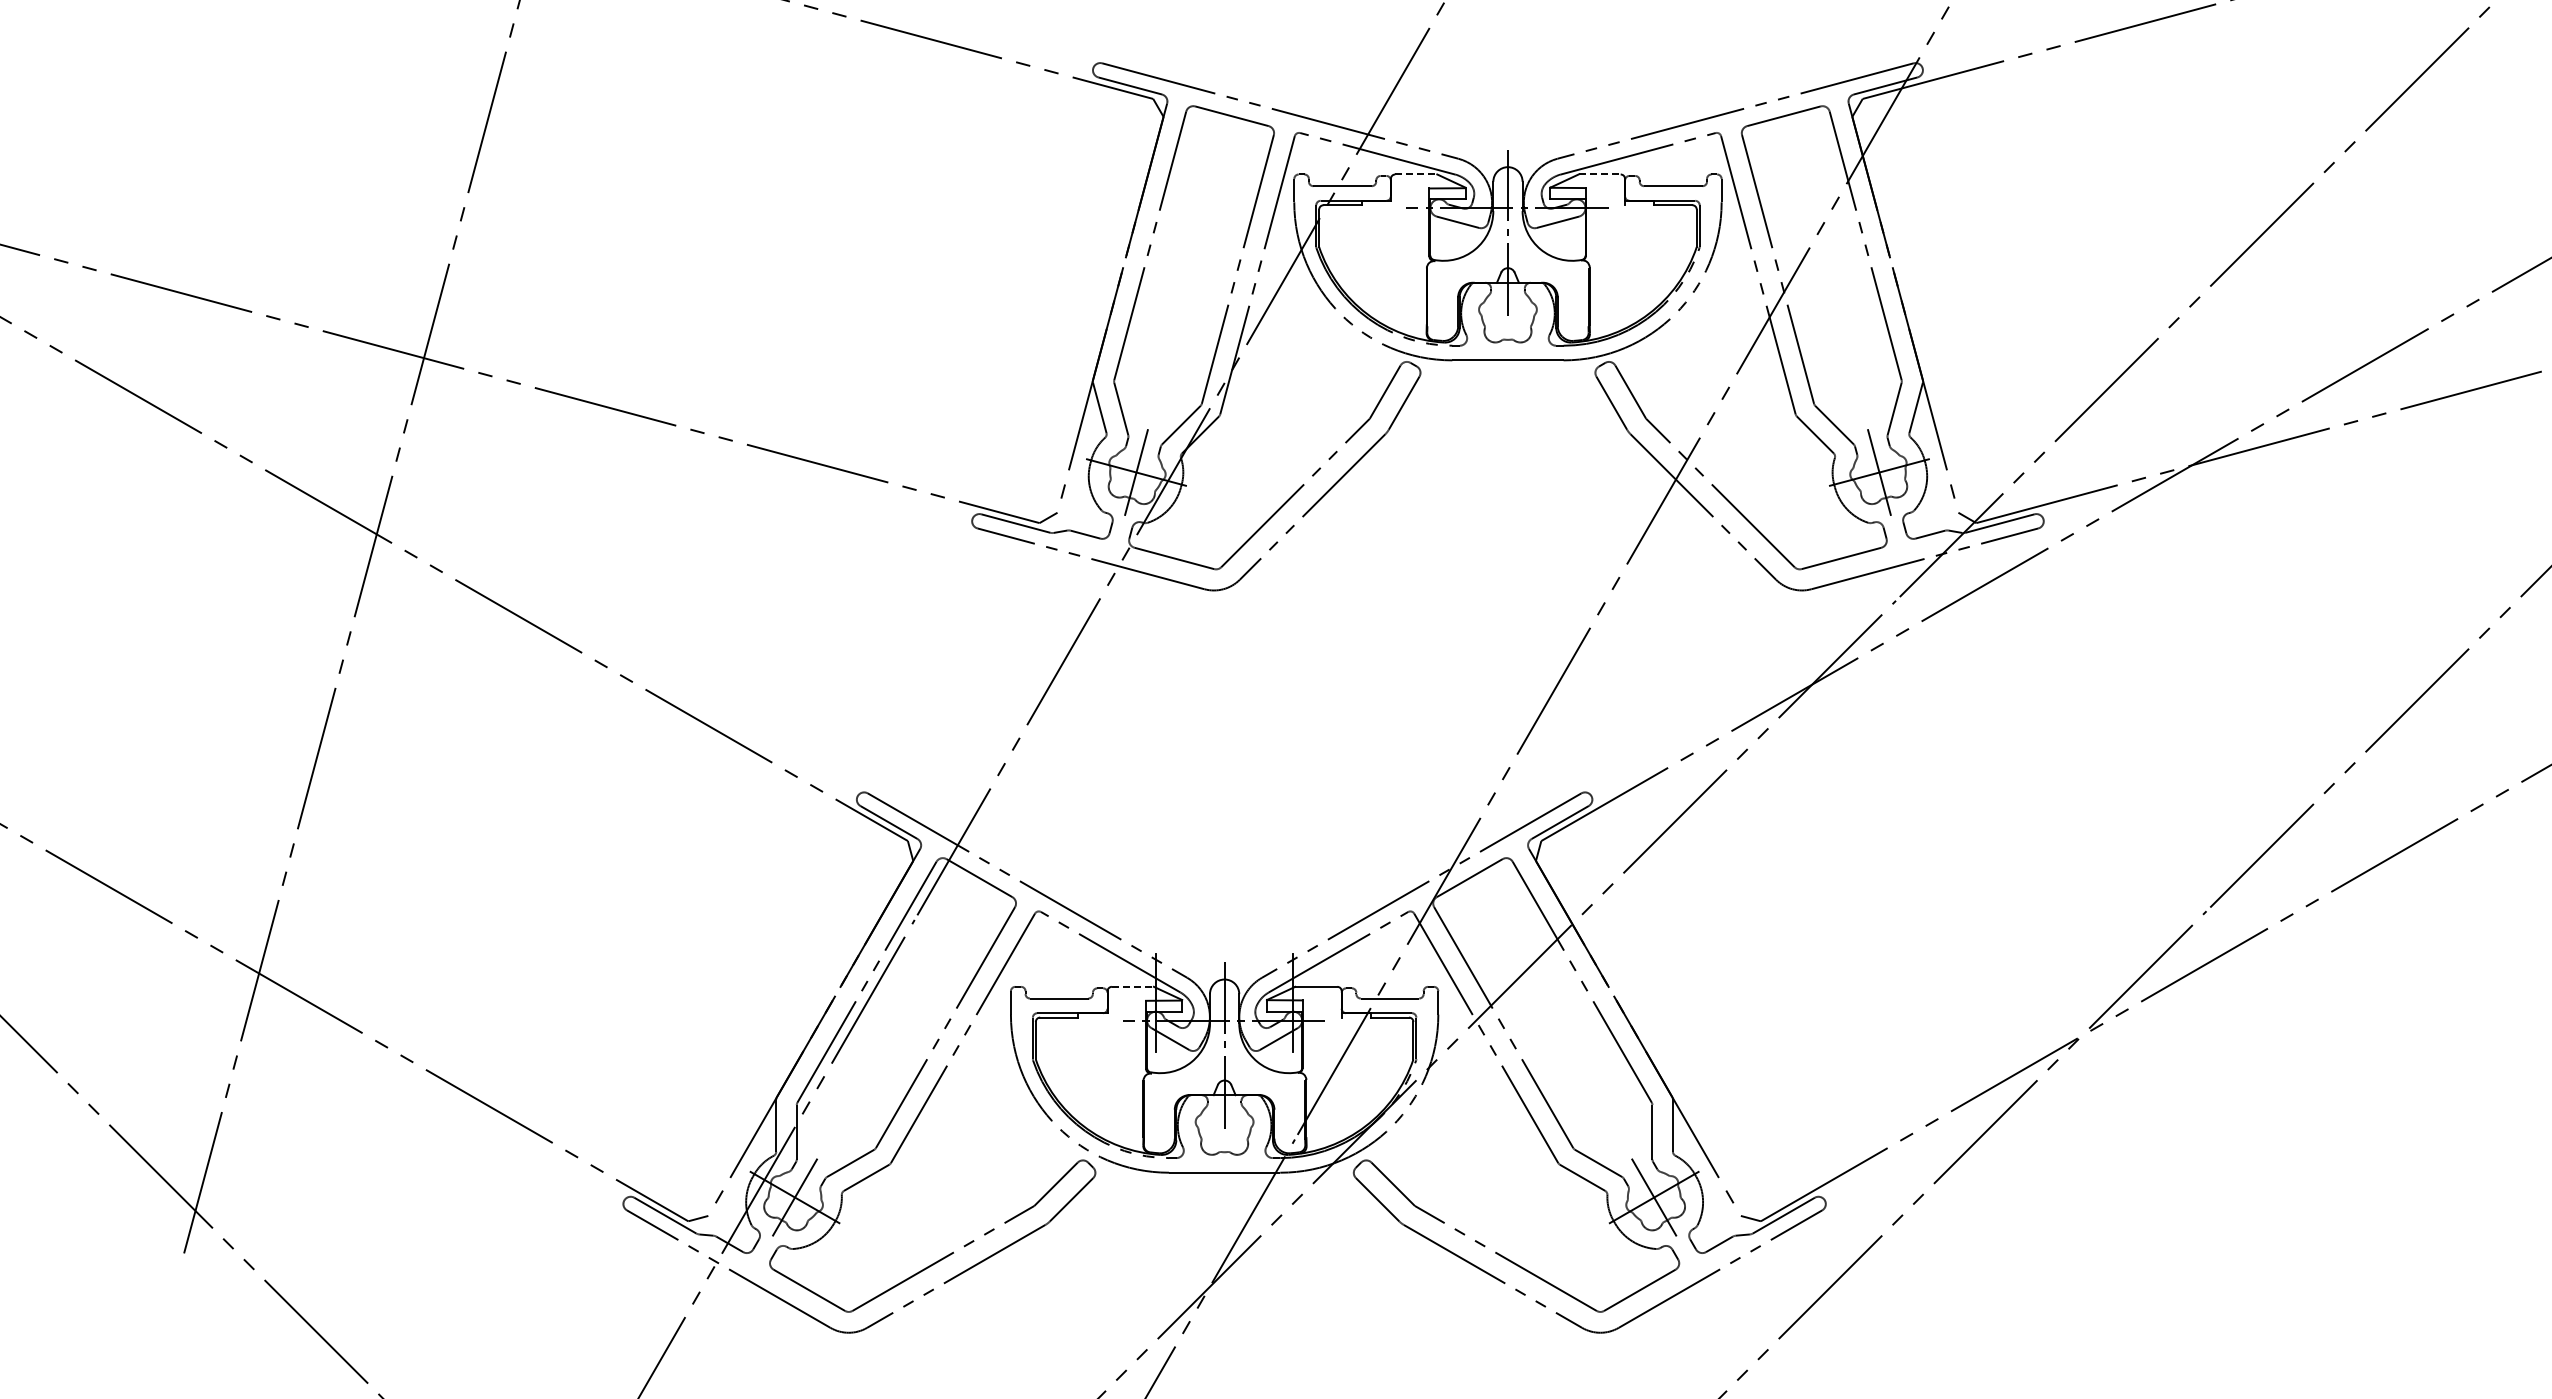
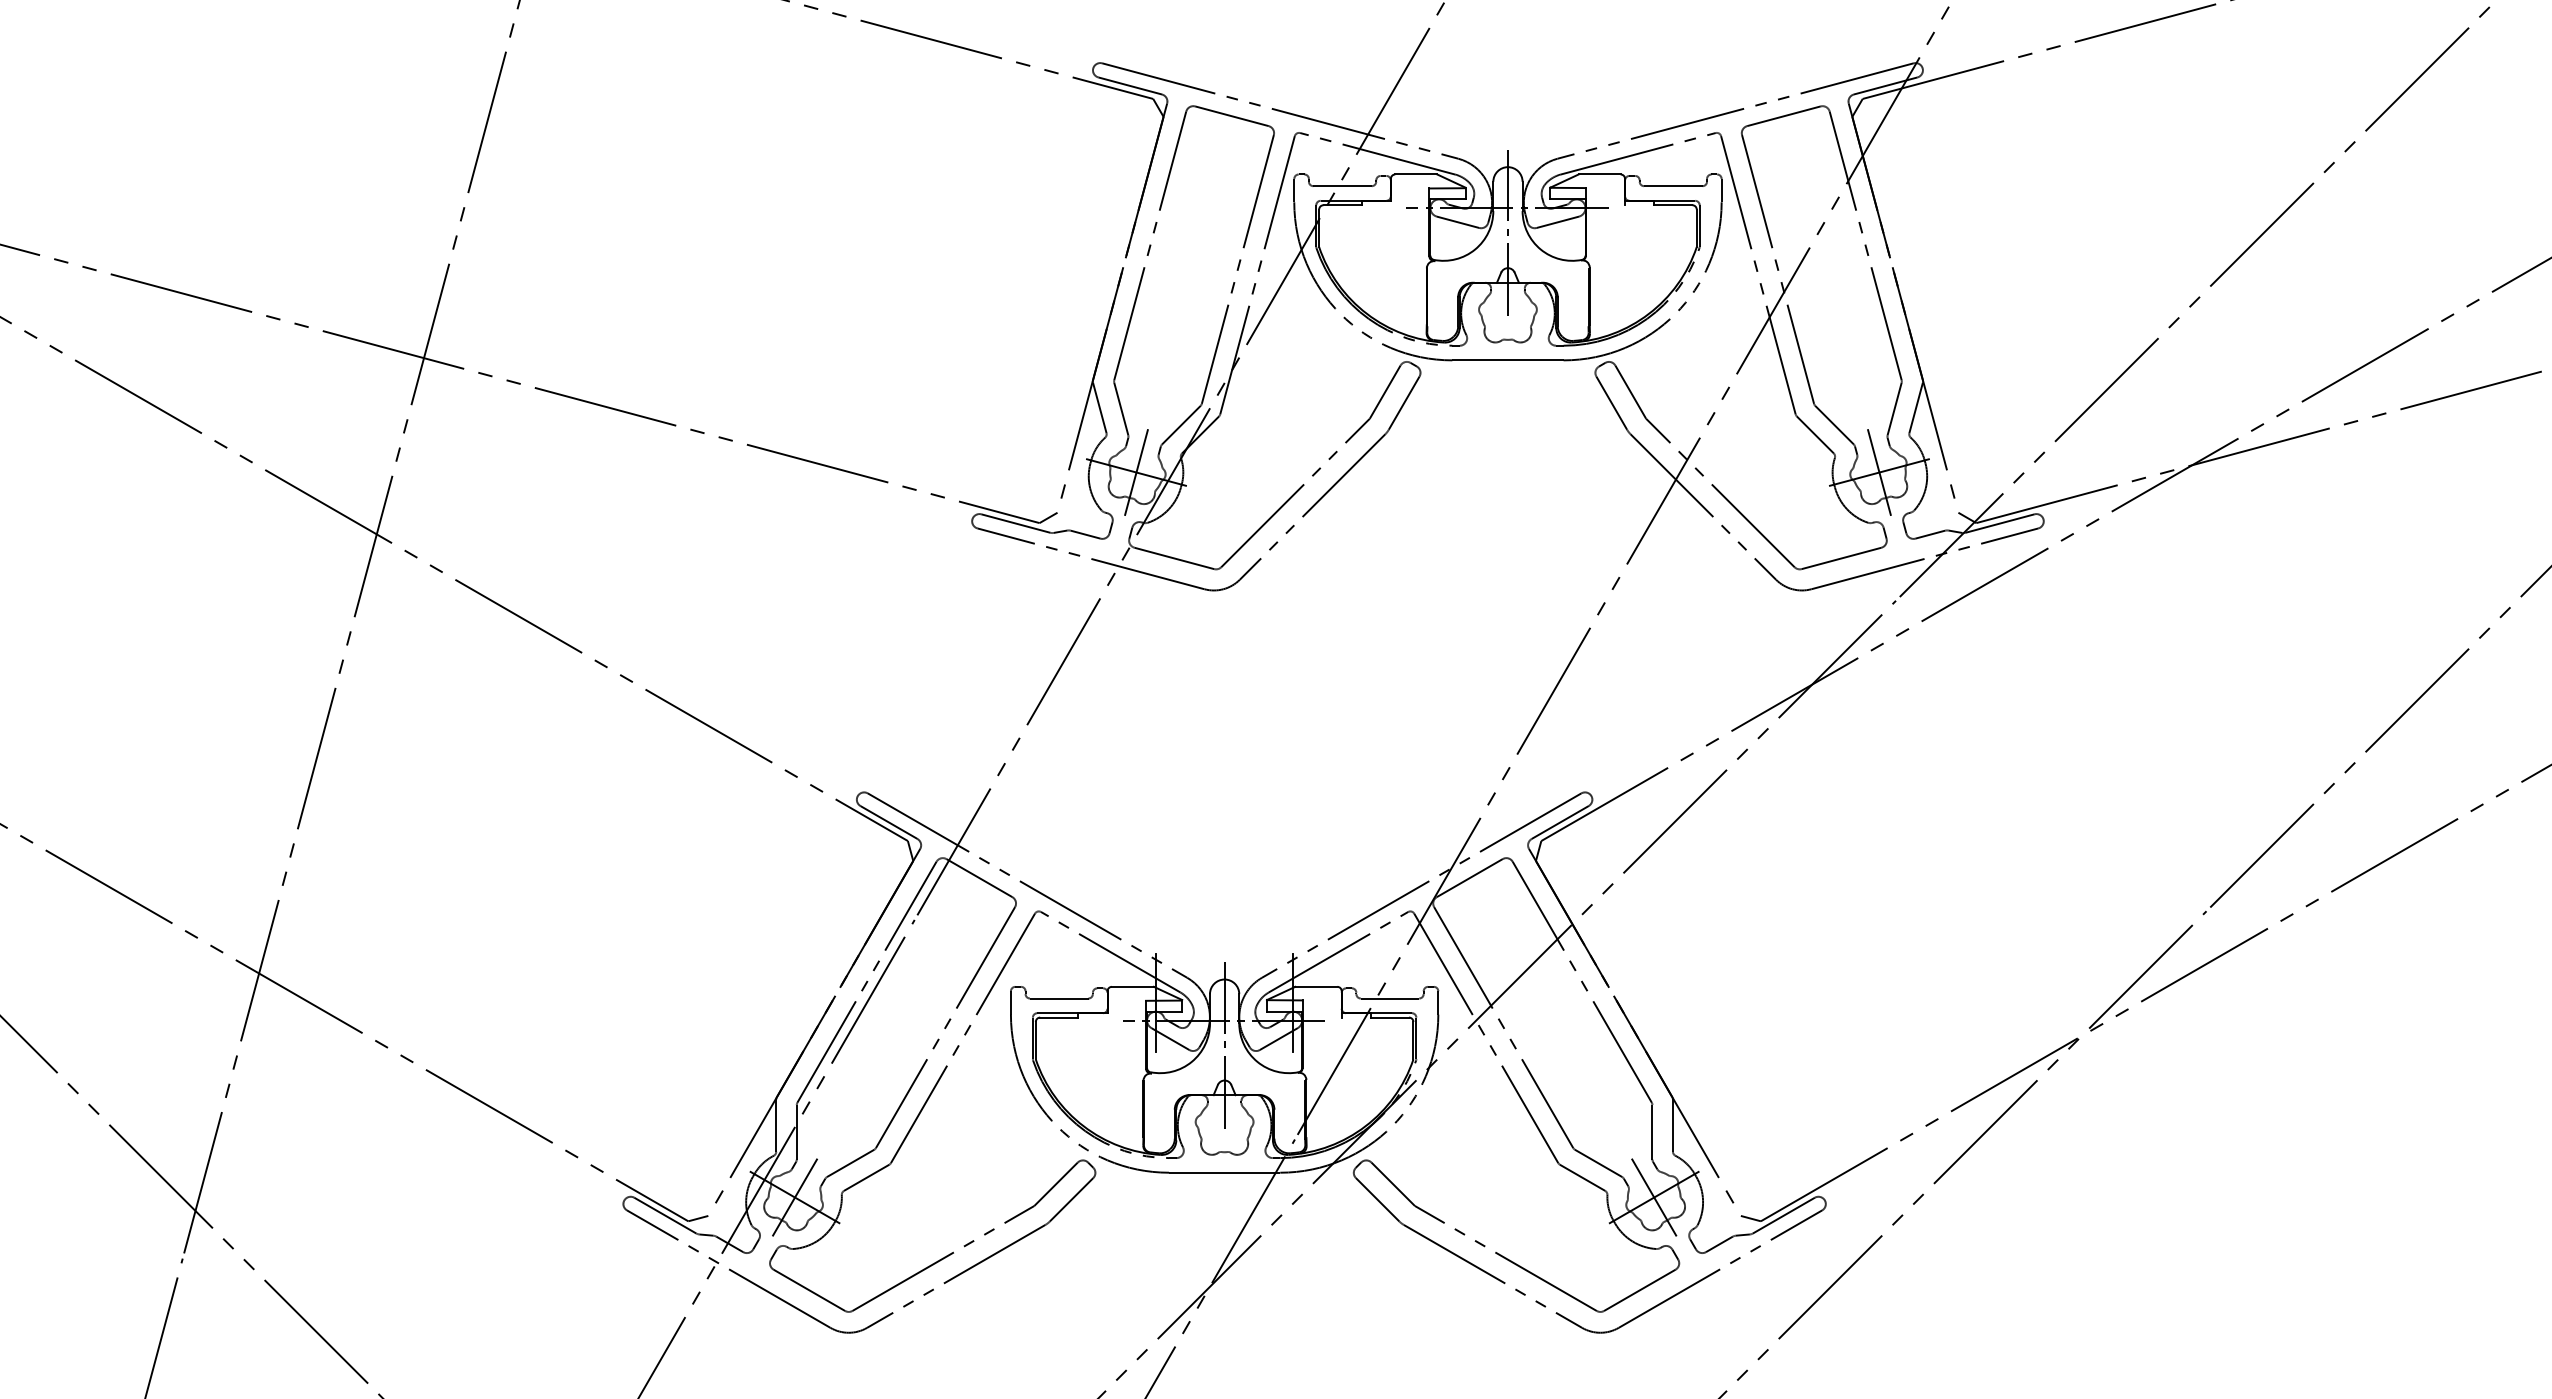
line: dashed -> solid (1416, 174)
line: dashed -> solid (1600, 174)
line: dashed -> solid (1132, 986)
line: none -> present (163, 1326)
